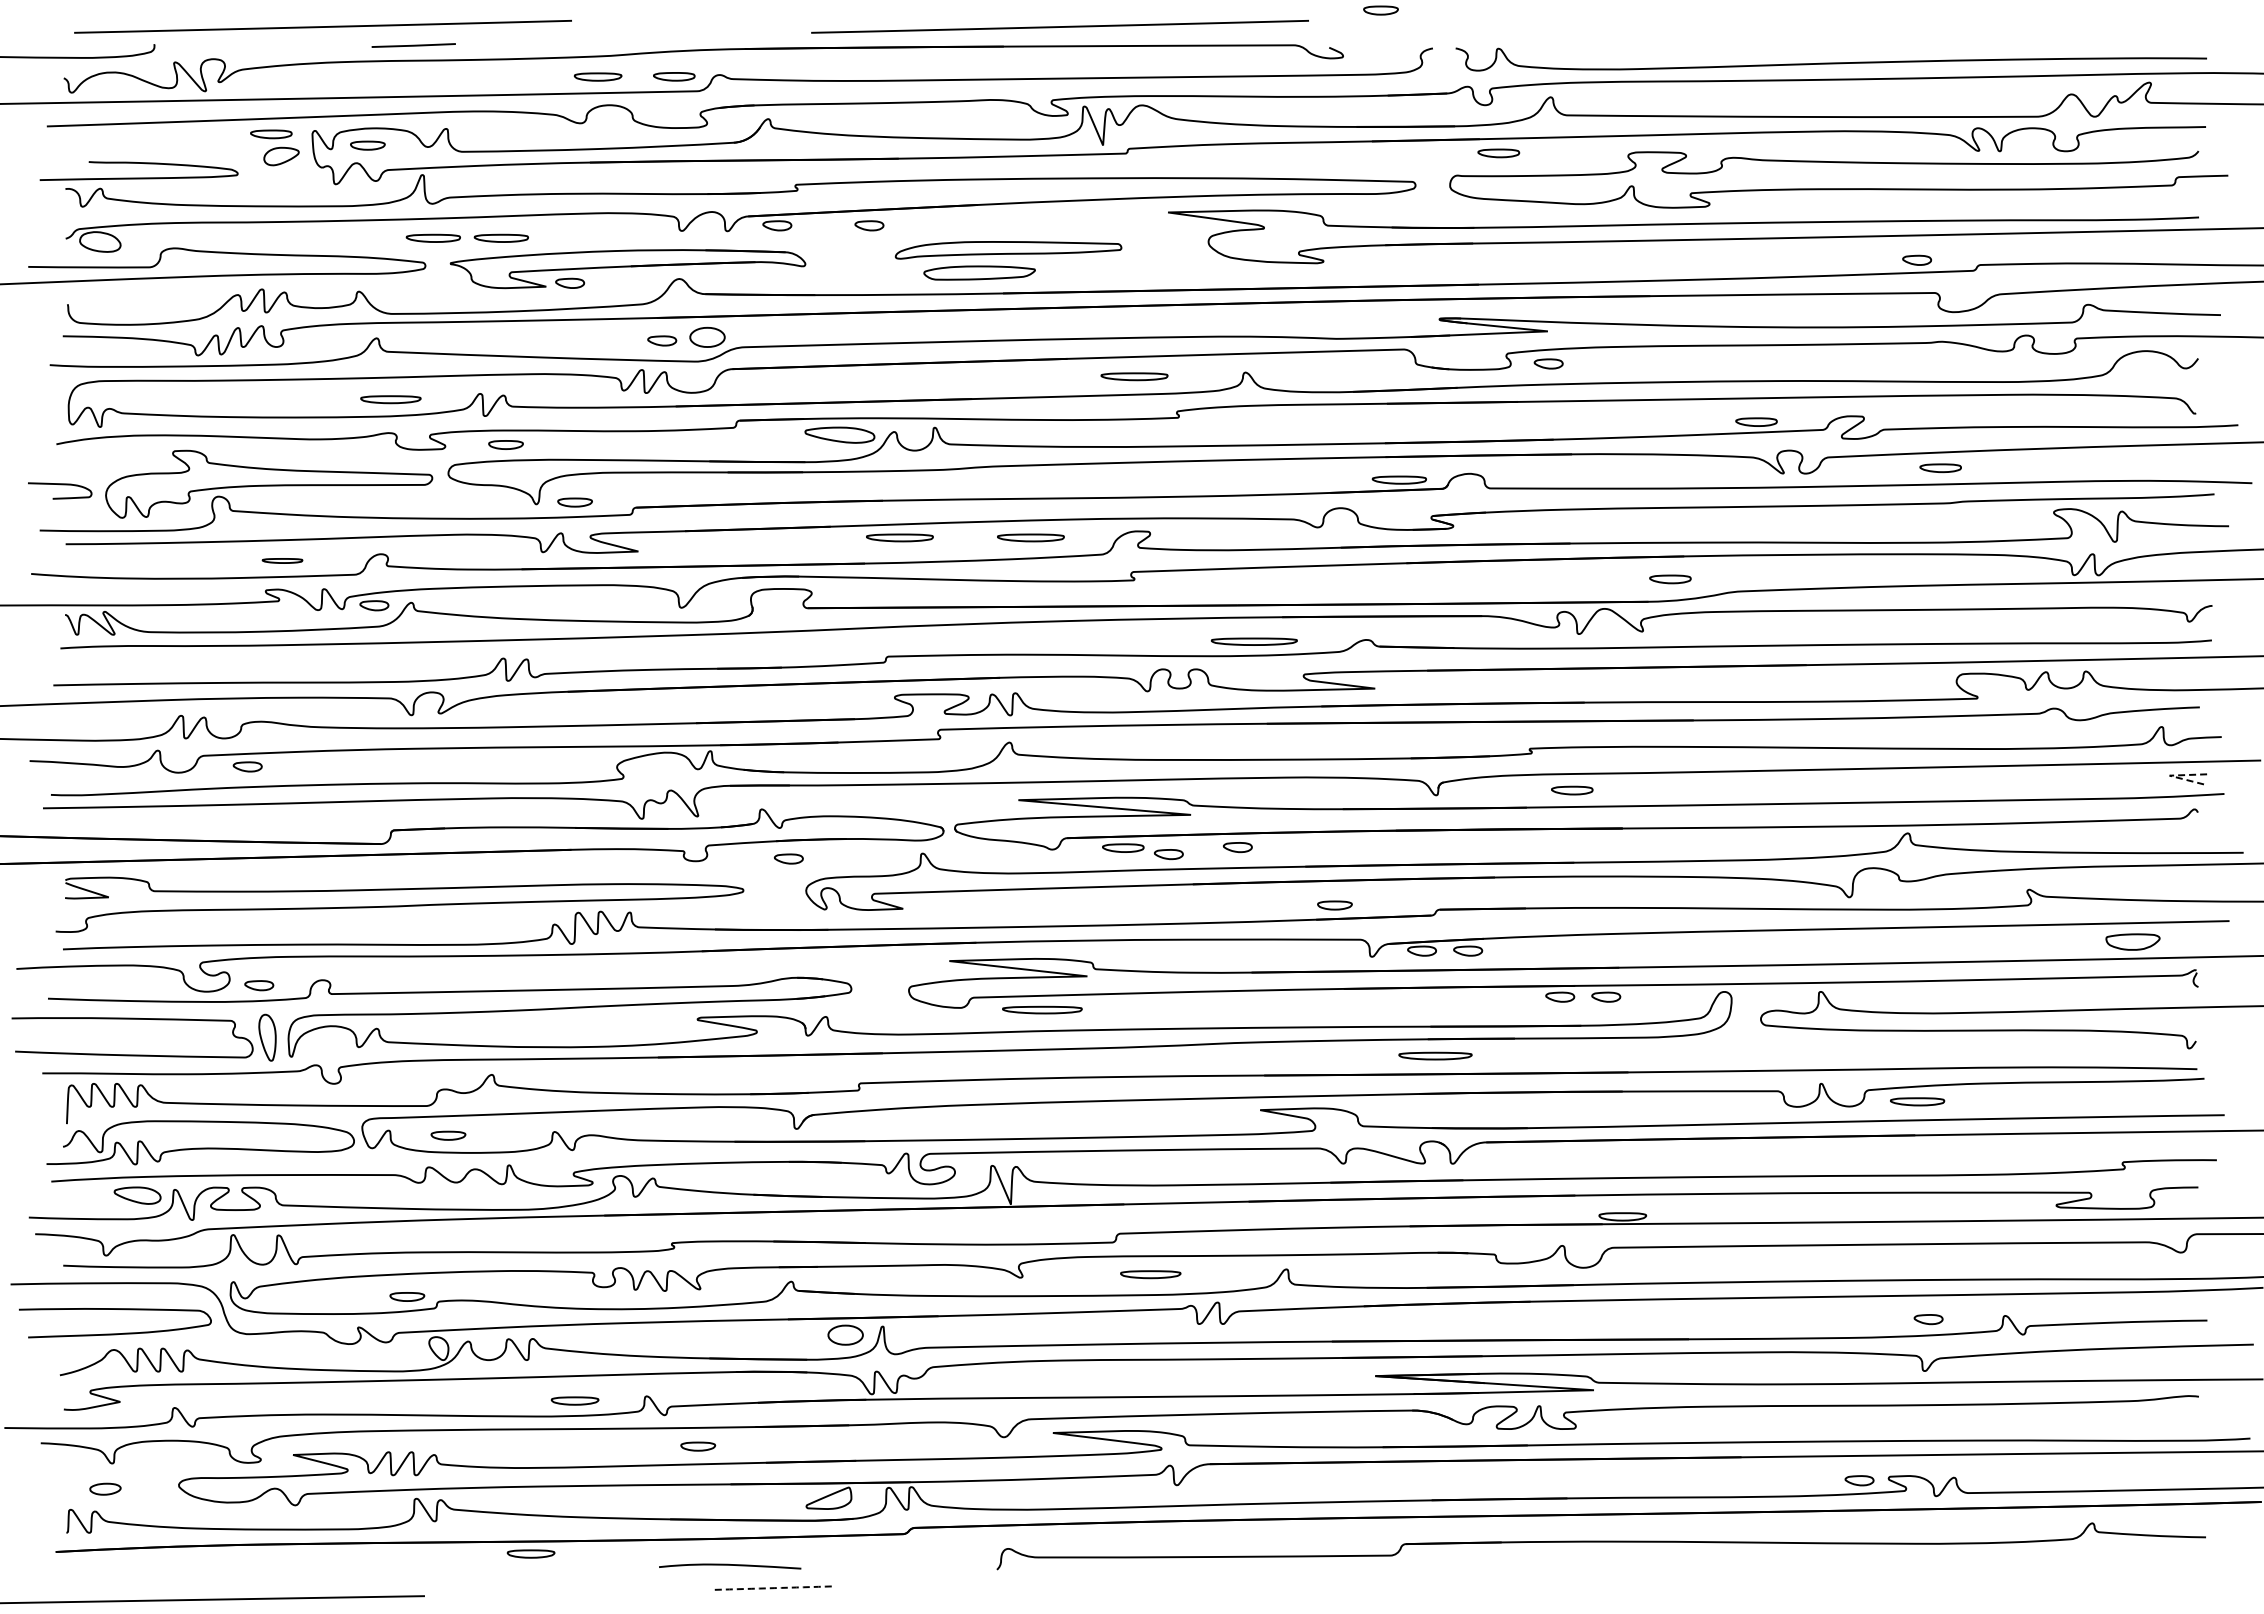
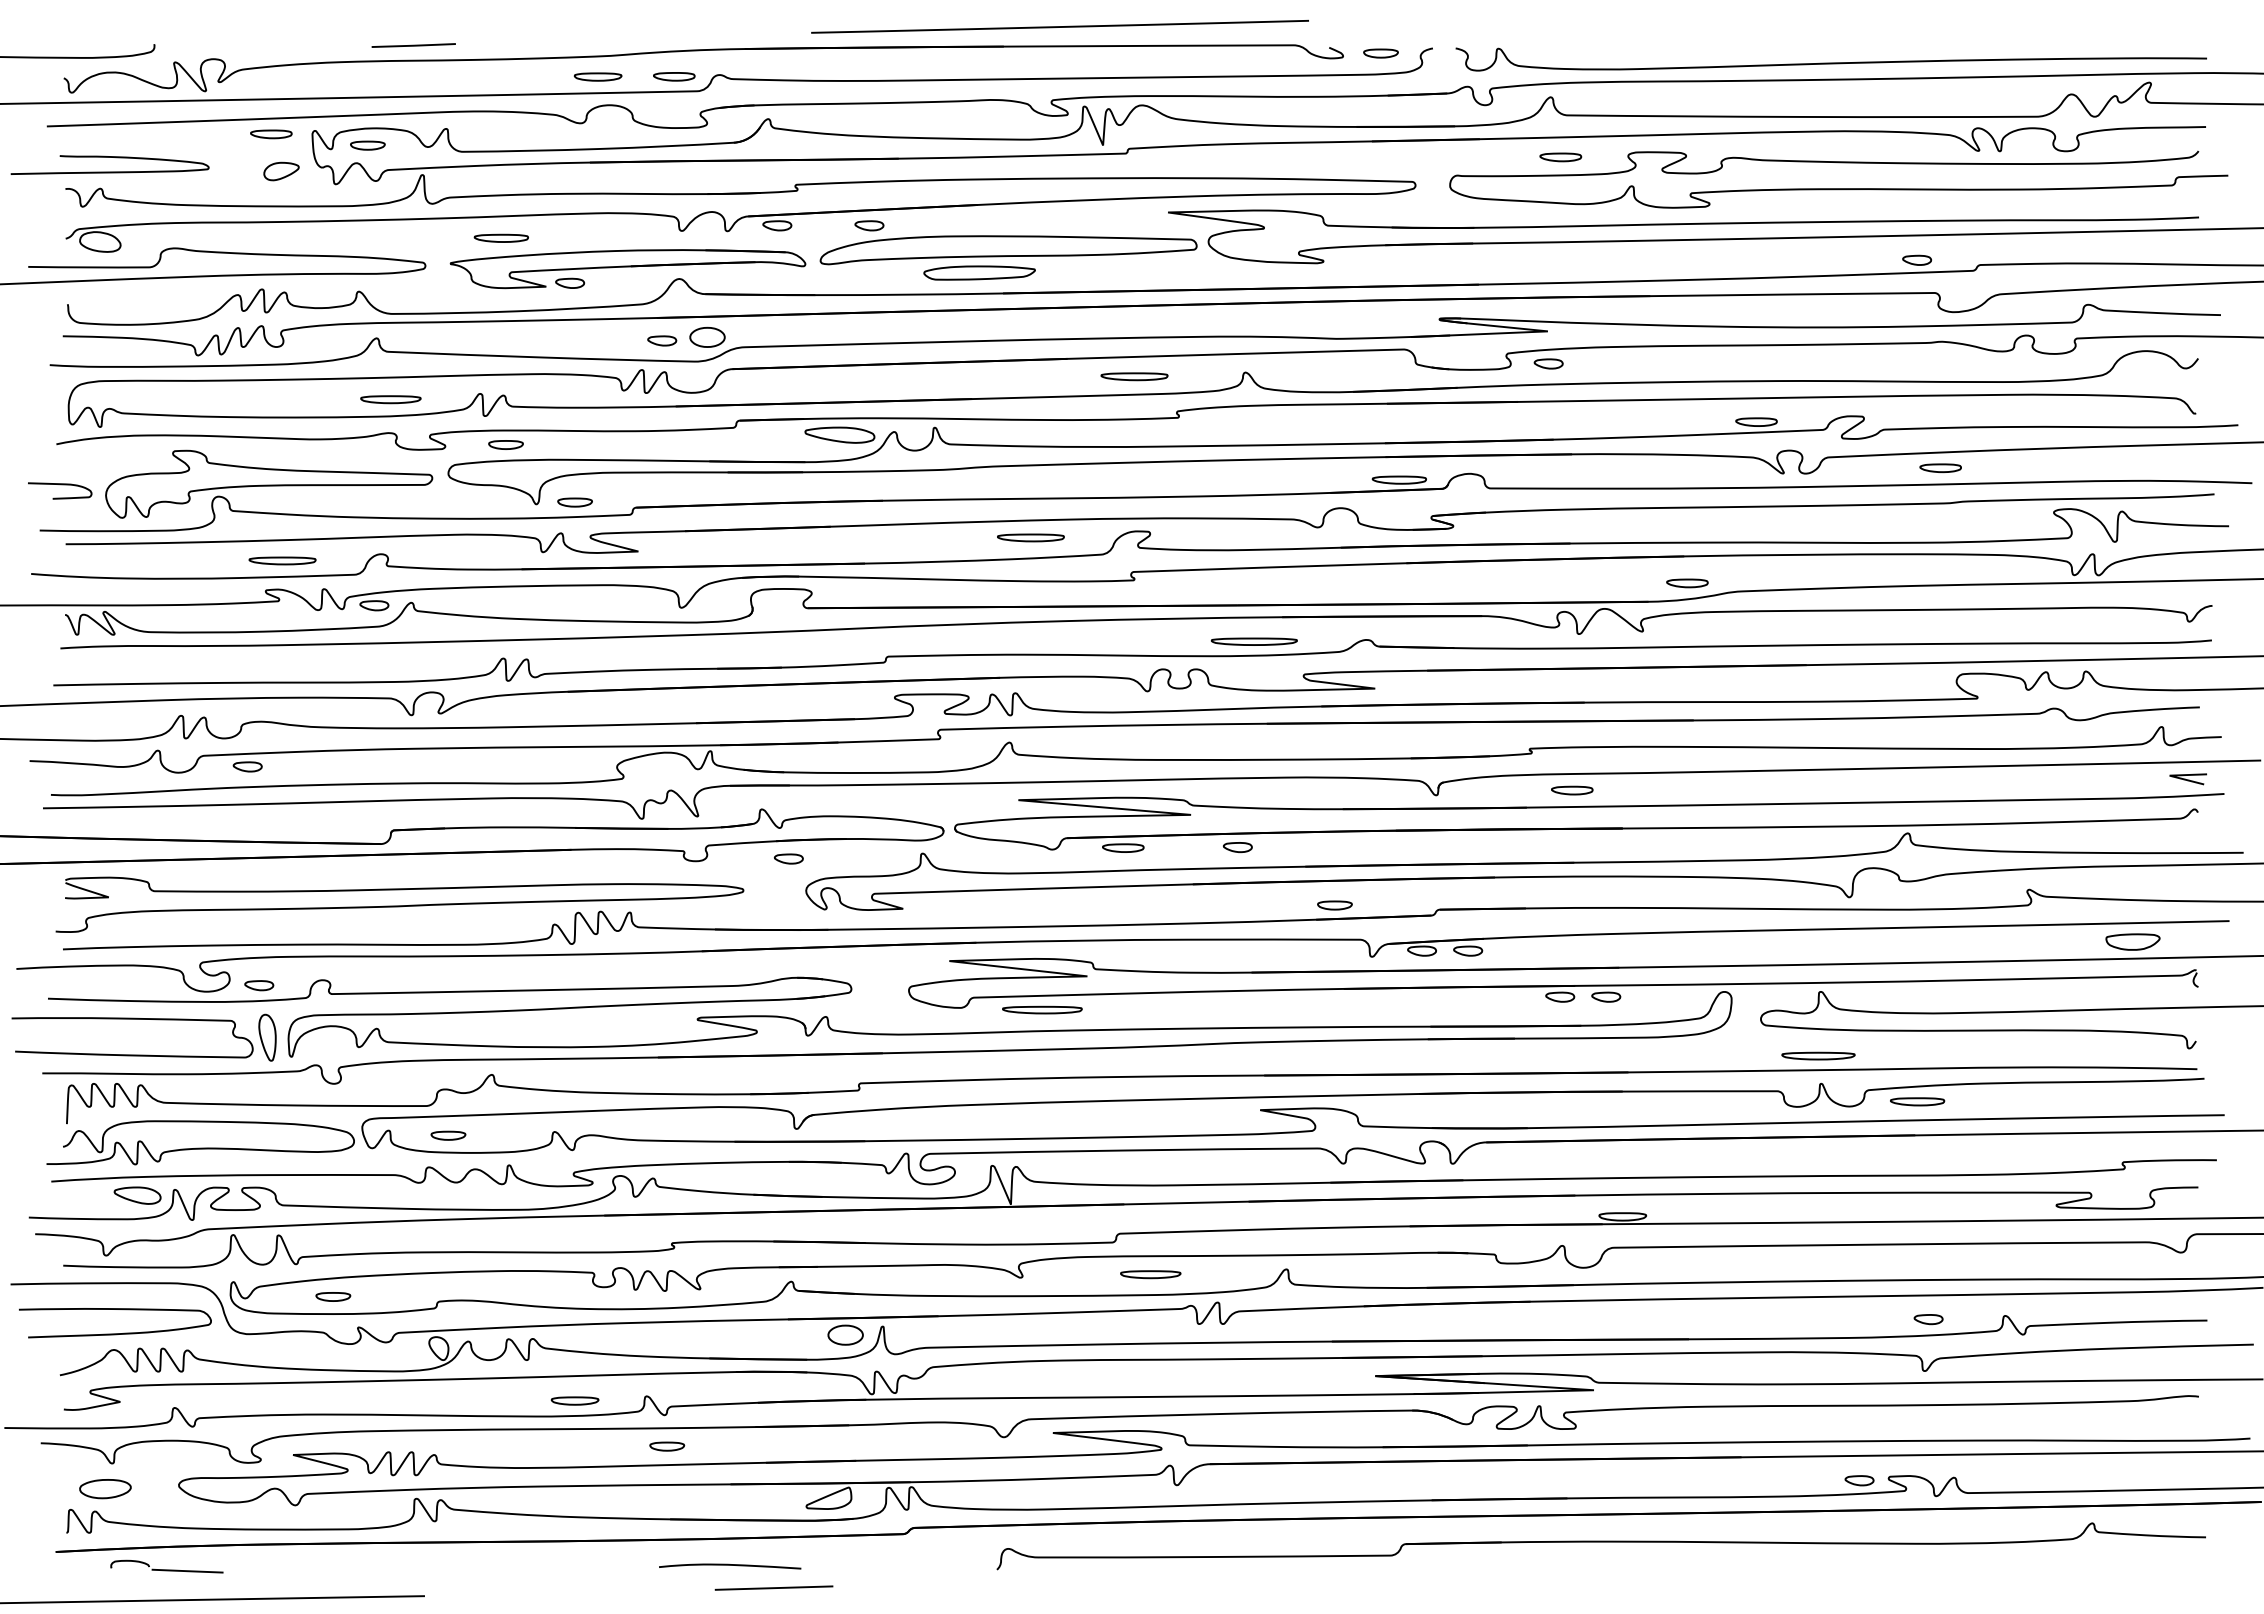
part position: (1380, 10) -> (1380, 53) (1380, 53)
line: present -> none (322, 26)
part position: (1498, 153) -> (1560, 157) (1560, 157)
part position: (281, 156) -> (281, 171) (281, 171)
curve position: (138, 163) -> (109, 157) (109, 157)
part: present -> none (432, 237)
part size: 229x19 px -> 379x31 px (1008, 250)
part: present -> none (899, 537)
part size: 43x6 px -> 69x10 px (282, 560)
part position: (1670, 579) -> (1687, 583) (1687, 583)
line: dashed -> solid (2169, 775)
part: present -> none (1168, 854)
part position: (1435, 1055) -> (1818, 1055) (1818, 1055)
part position: (407, 1296) -> (333, 1296) (333, 1296)
part position: (698, 1446) -> (667, 1446) (667, 1446)
part size: 33x14 px -> 53x21 px (105, 1489)
part: present -> none (530, 1553)
part: none -> present (166, 1566)
line: dashed -> solid (774, 1588)
